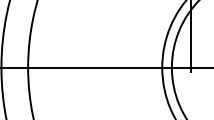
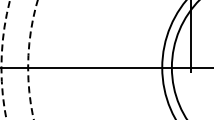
arc: solid -> dashed (1, 58)
arc: solid -> dashed (28, 60)
